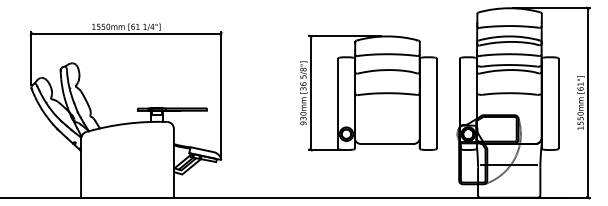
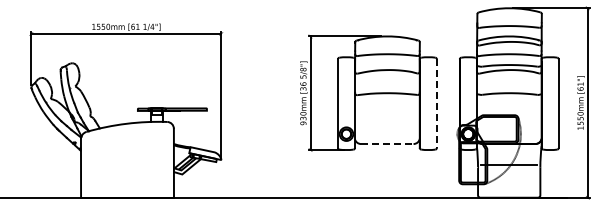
line: solid -> dashed (436, 104)
line: solid -> dashed (387, 144)
